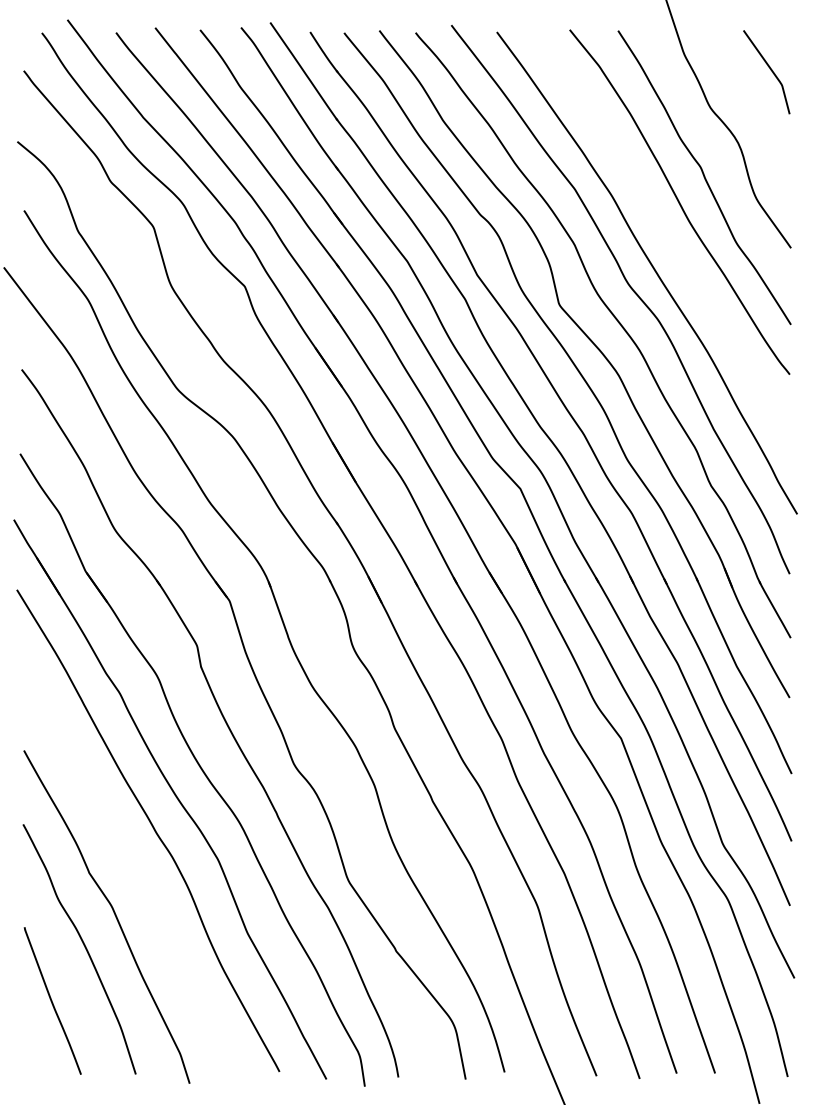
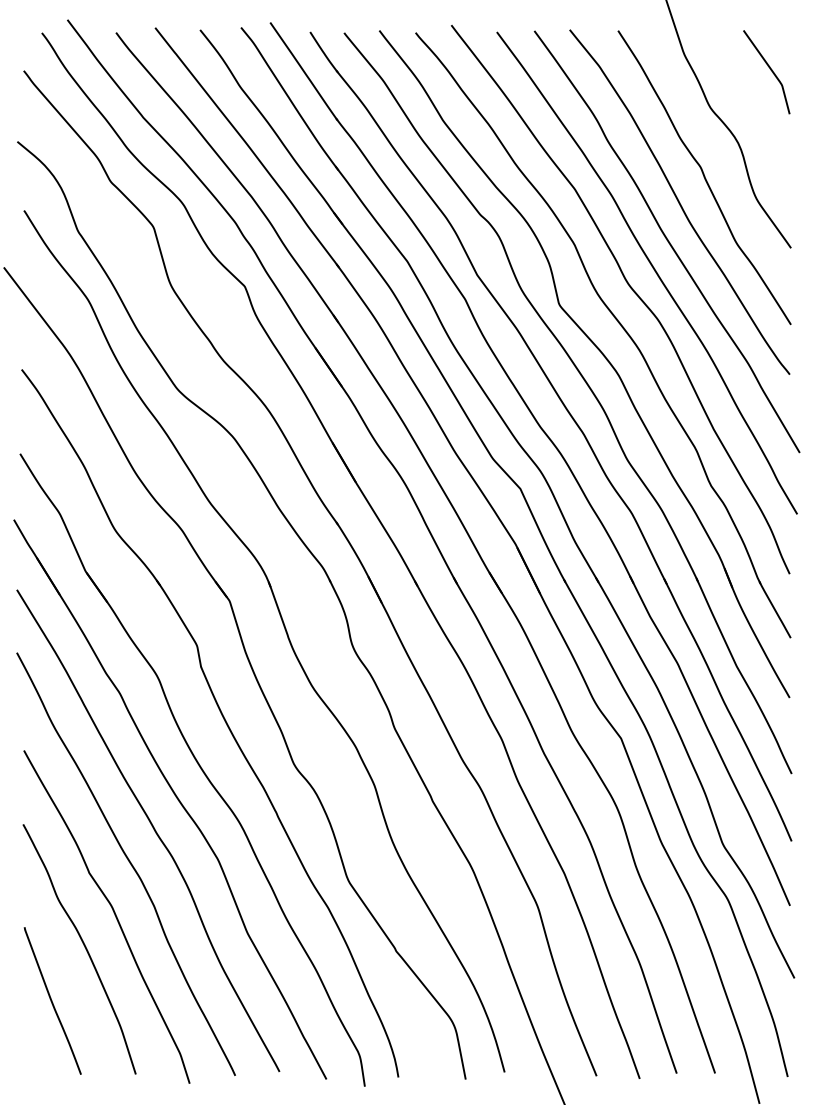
curve: none -> present (666, 240)
curve: none -> present (127, 860)
